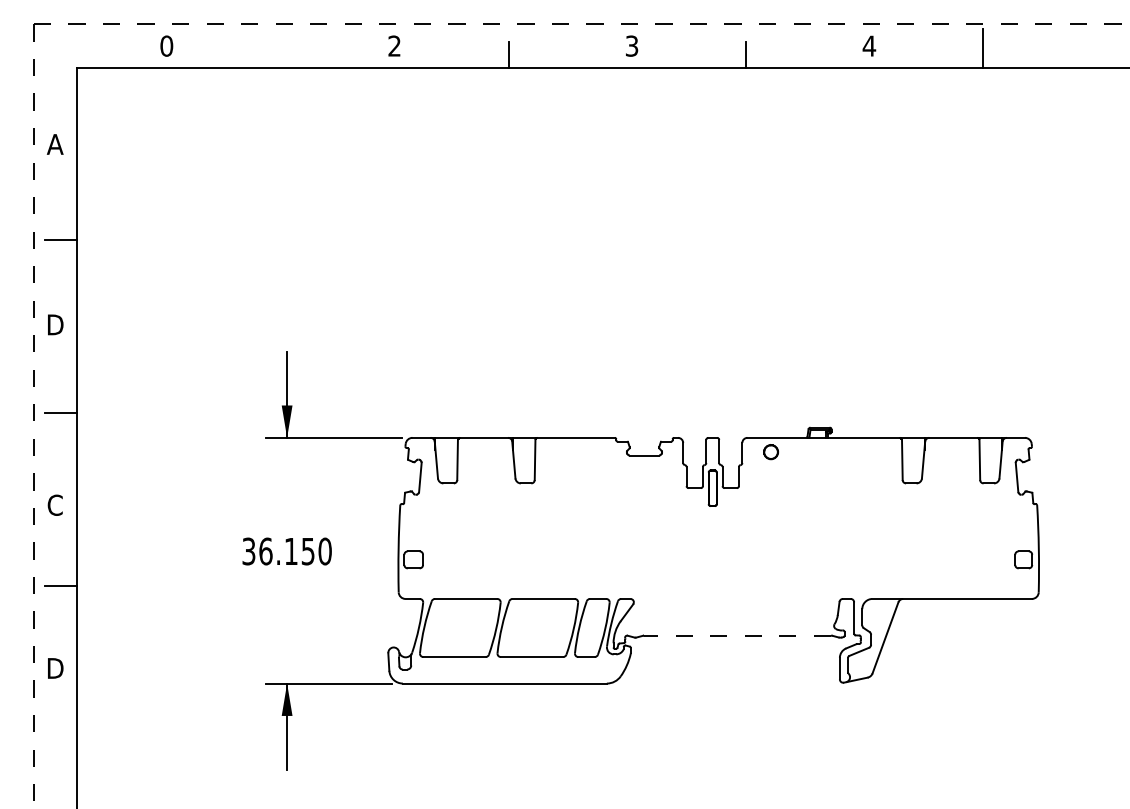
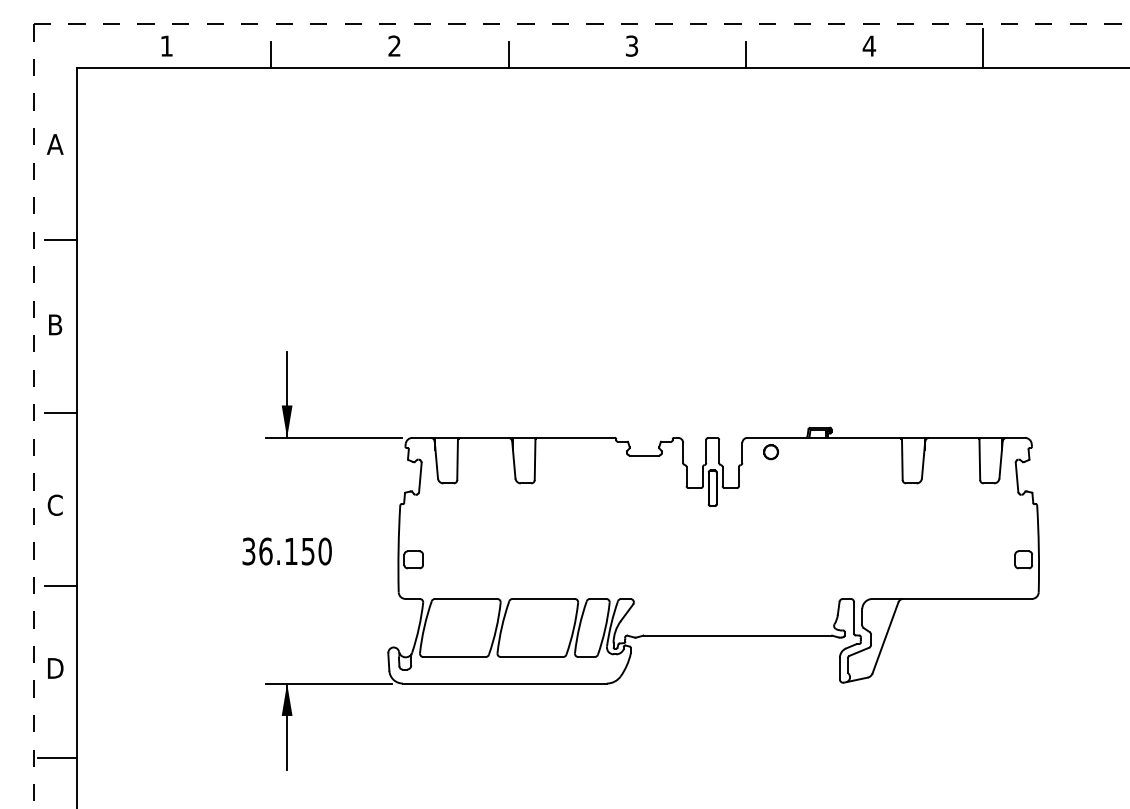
text: 0 -> 1 (166, 45)
line: none -> present (271, 54)
text: D -> B (55, 324)
line: dashed -> solid (737, 635)
line: none -> present (56, 758)
